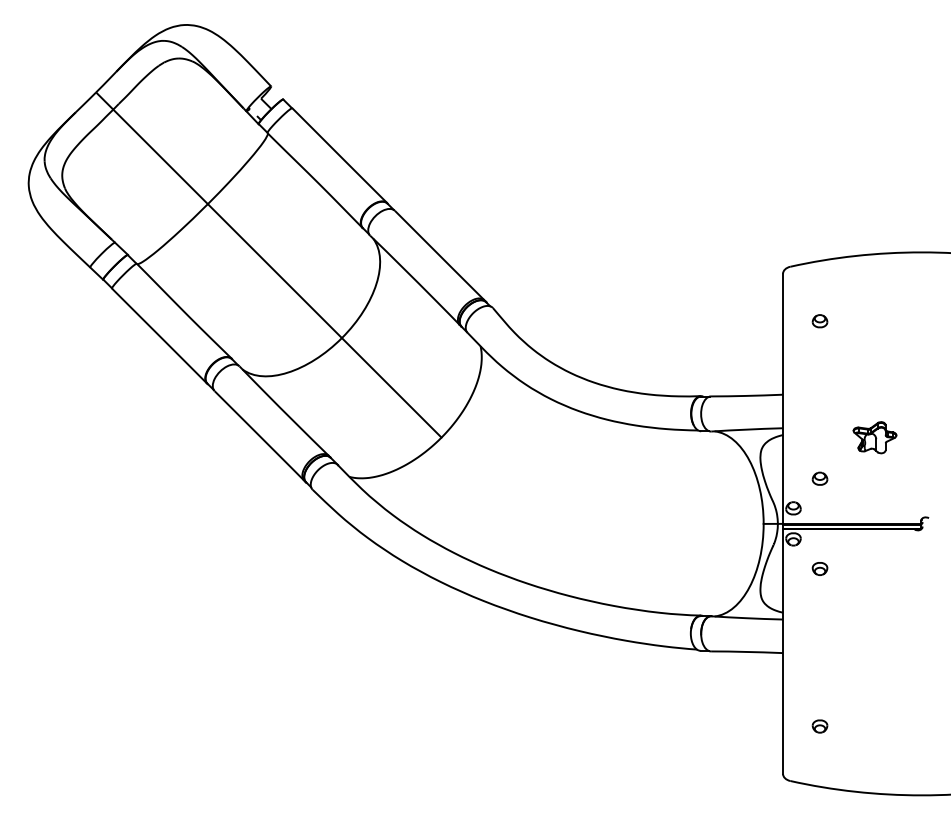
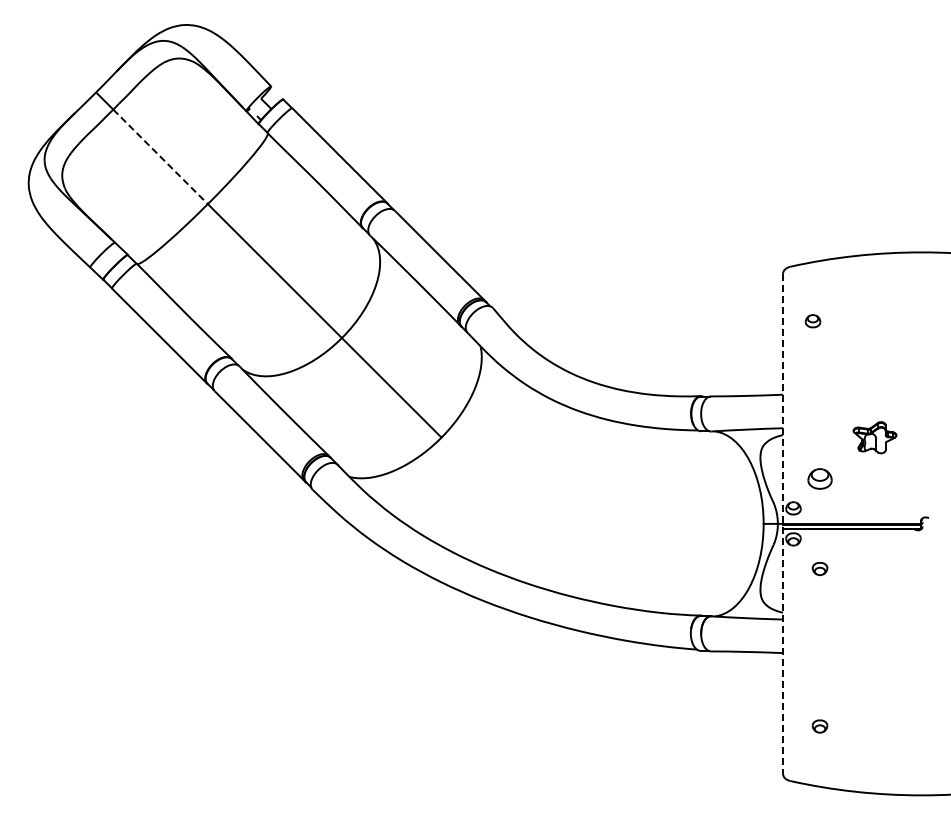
line: solid -> dashed (160, 156)
part position: (819, 321) -> (812, 321) (812, 321)
part size: 18x15 px -> 26x22 px (819, 478)
line: solid -> dashed (783, 524)
